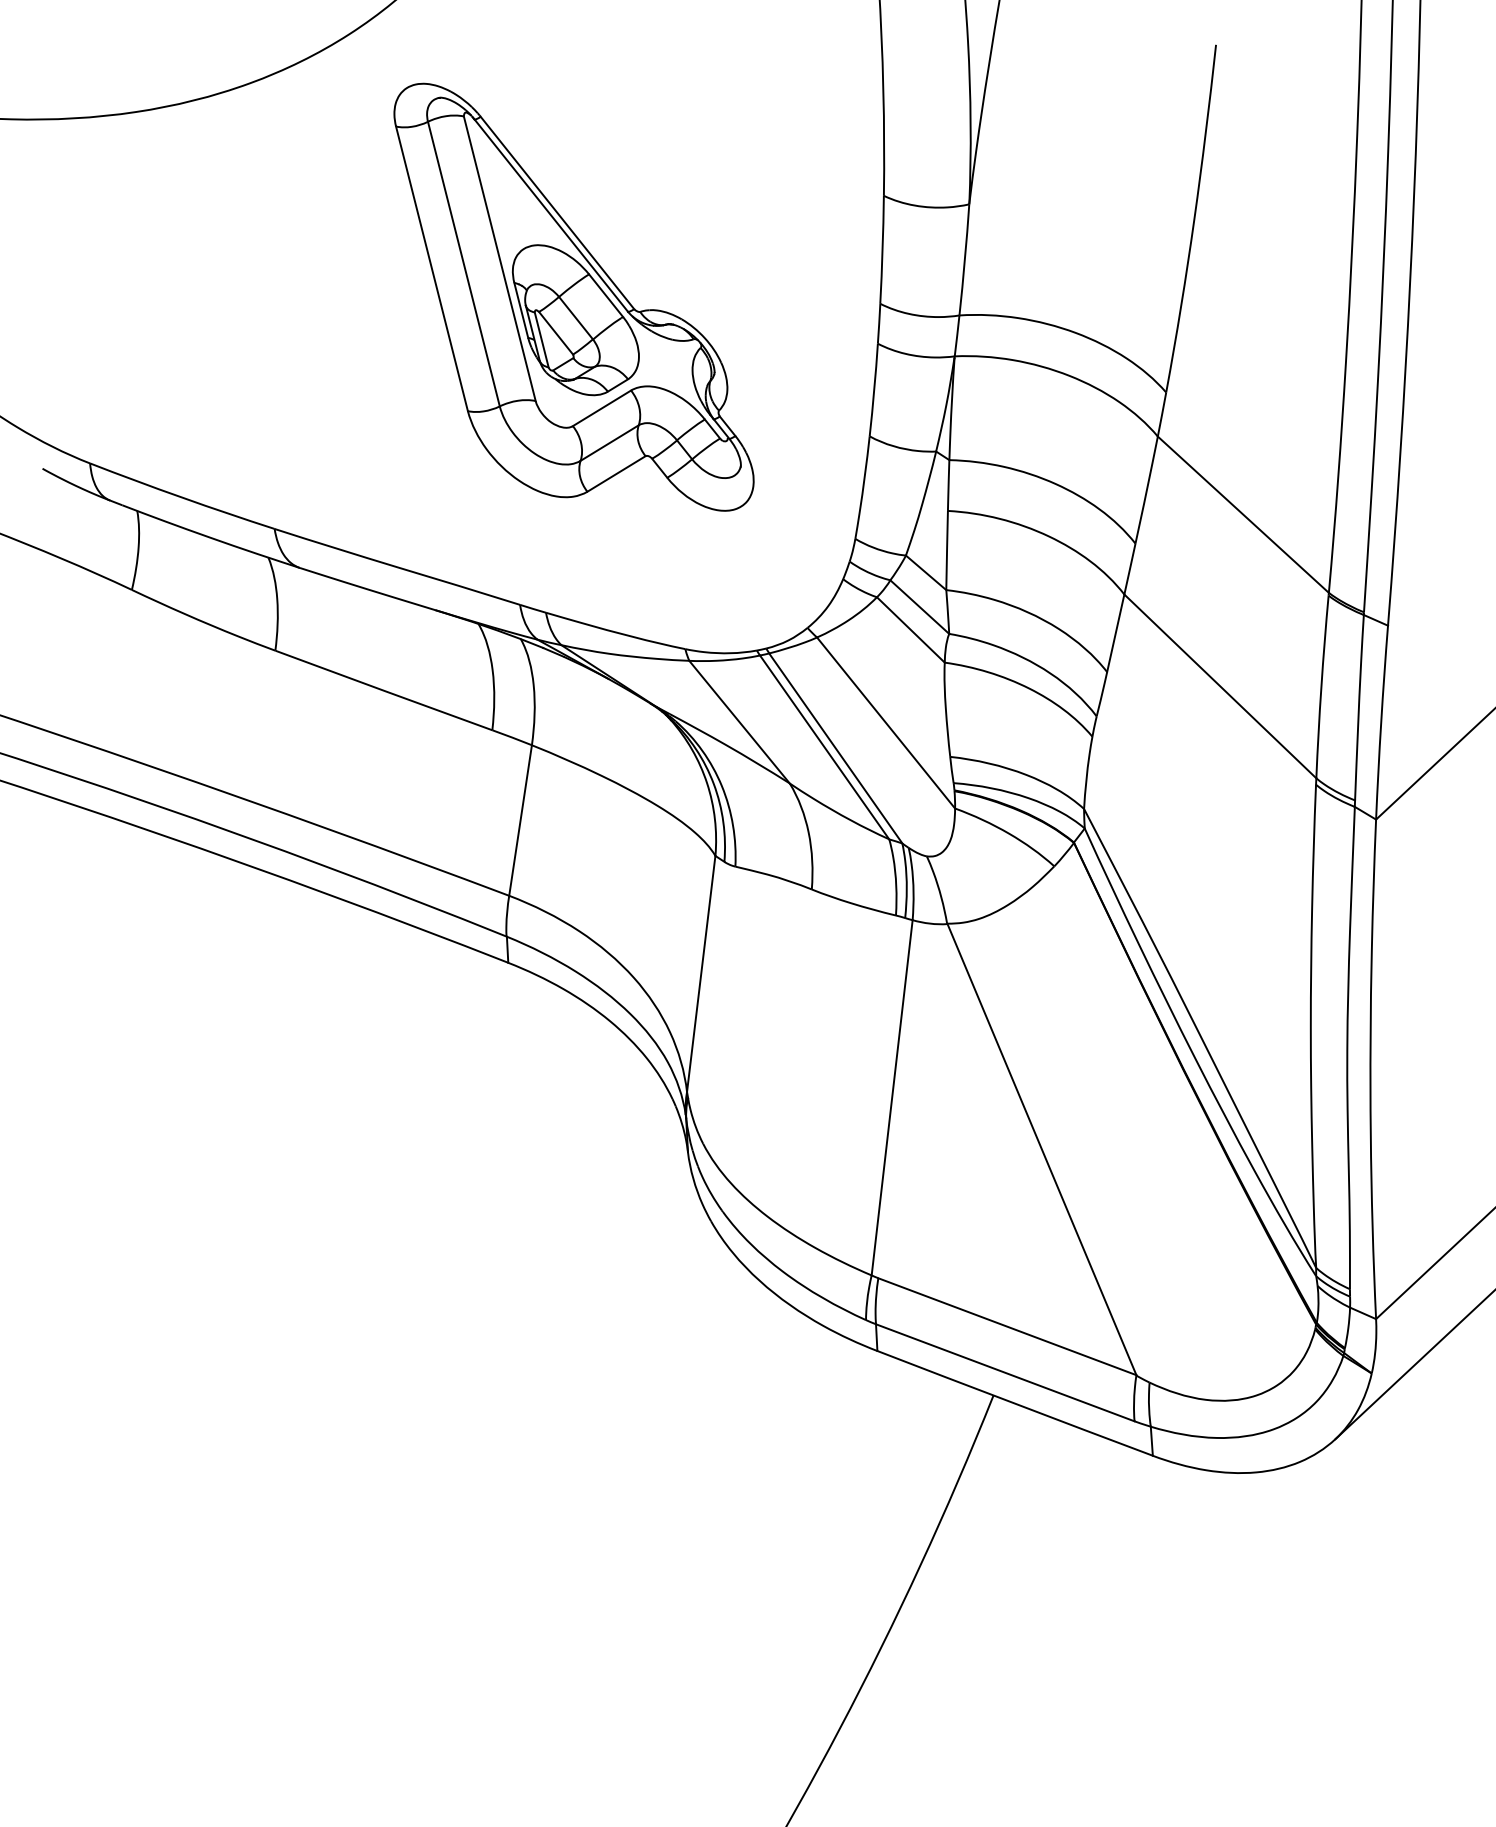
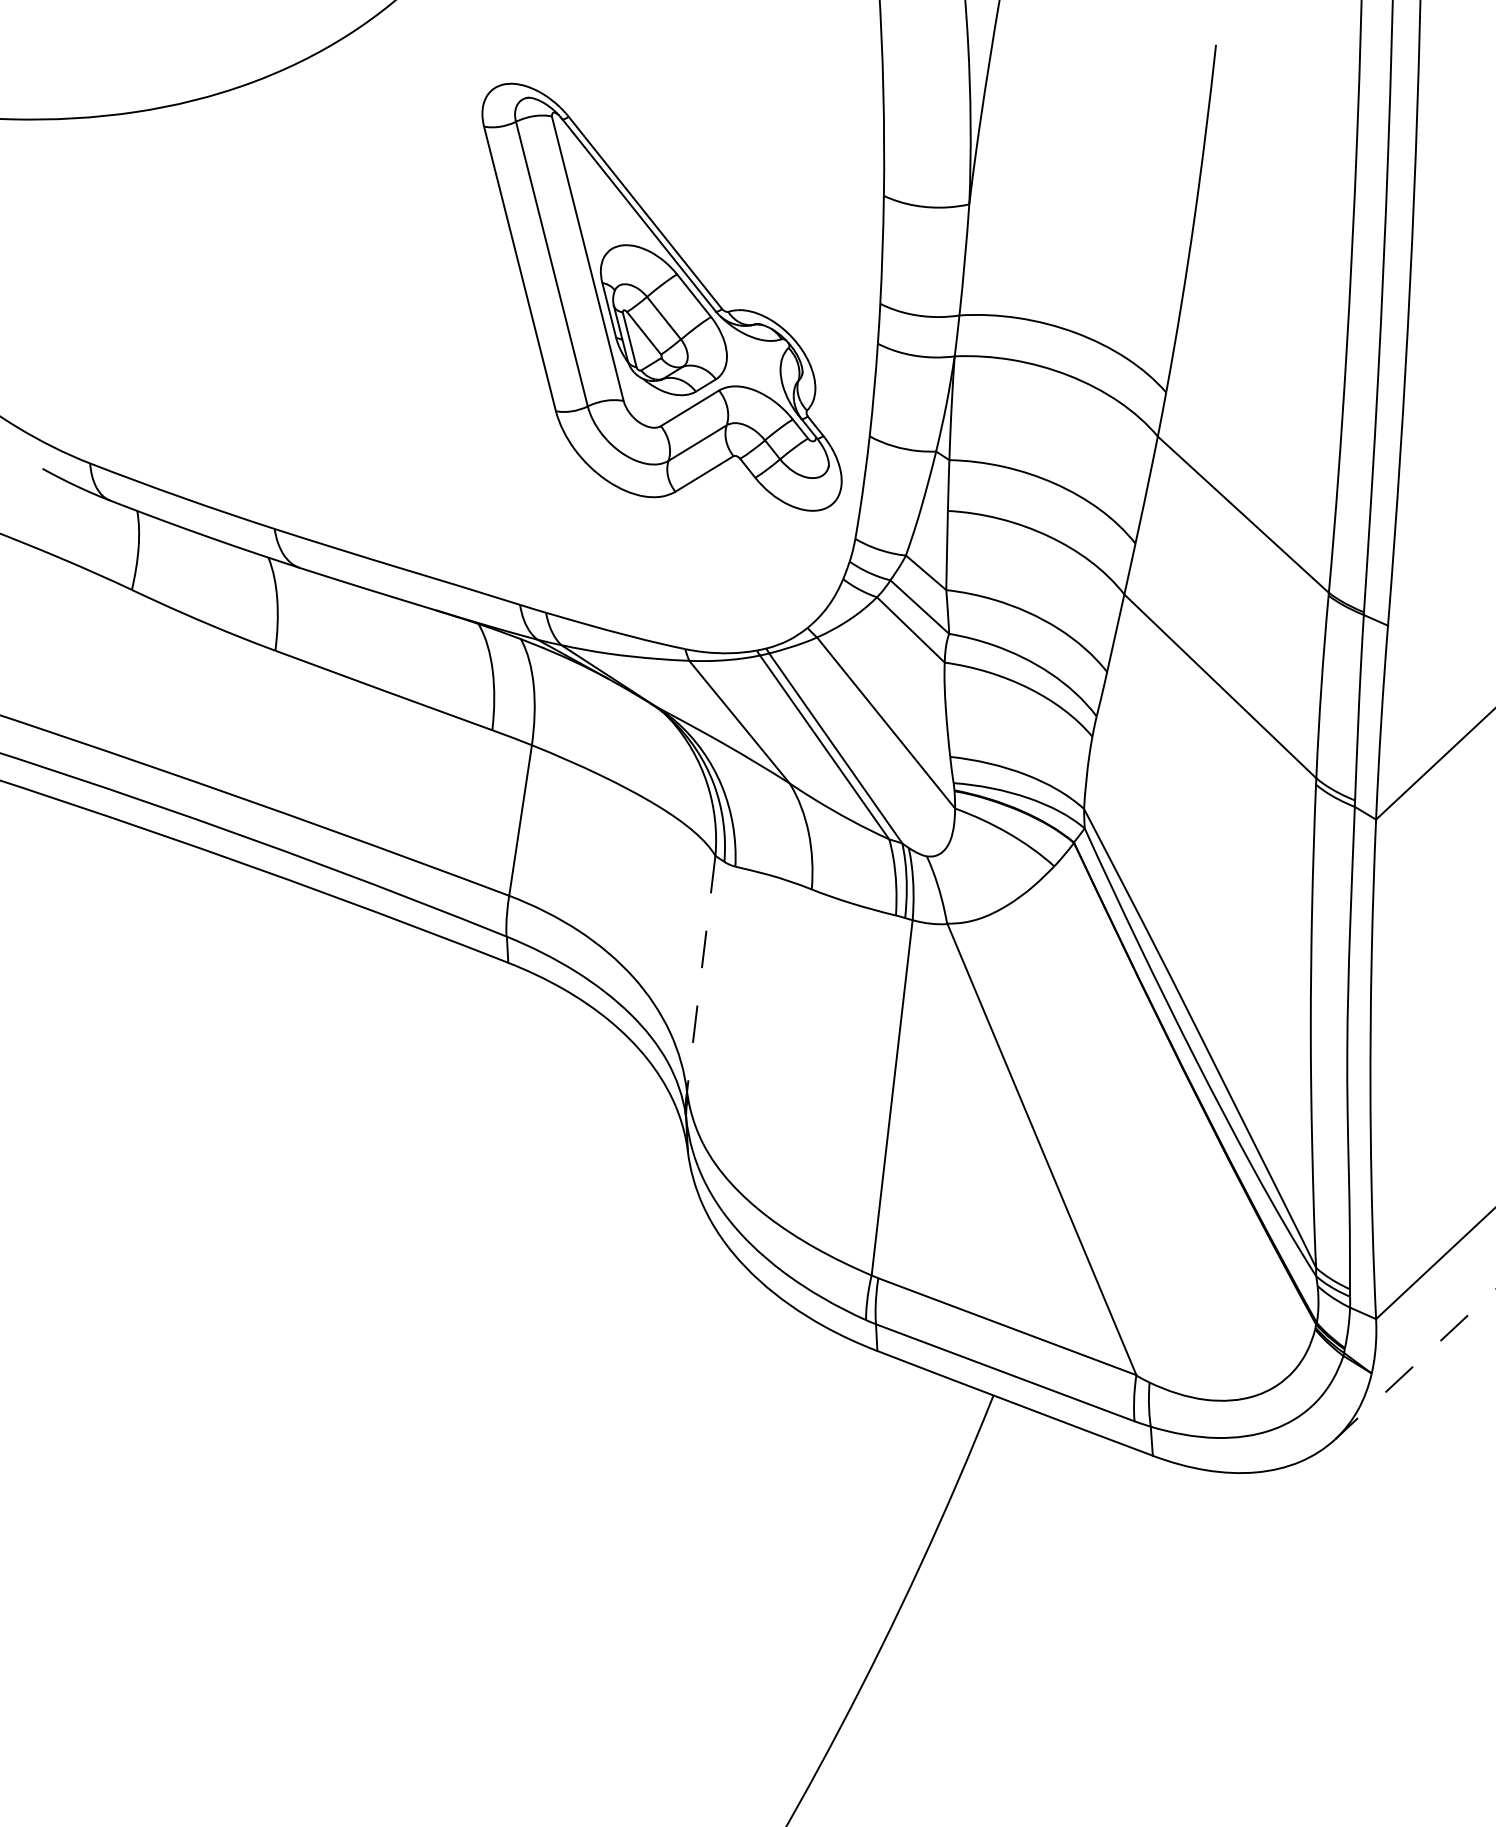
part position: (573, 296) -> (661, 296) (661, 296)
line: solid -> dashed (701, 974)
line: solid -> dashed (1415, 1364)
